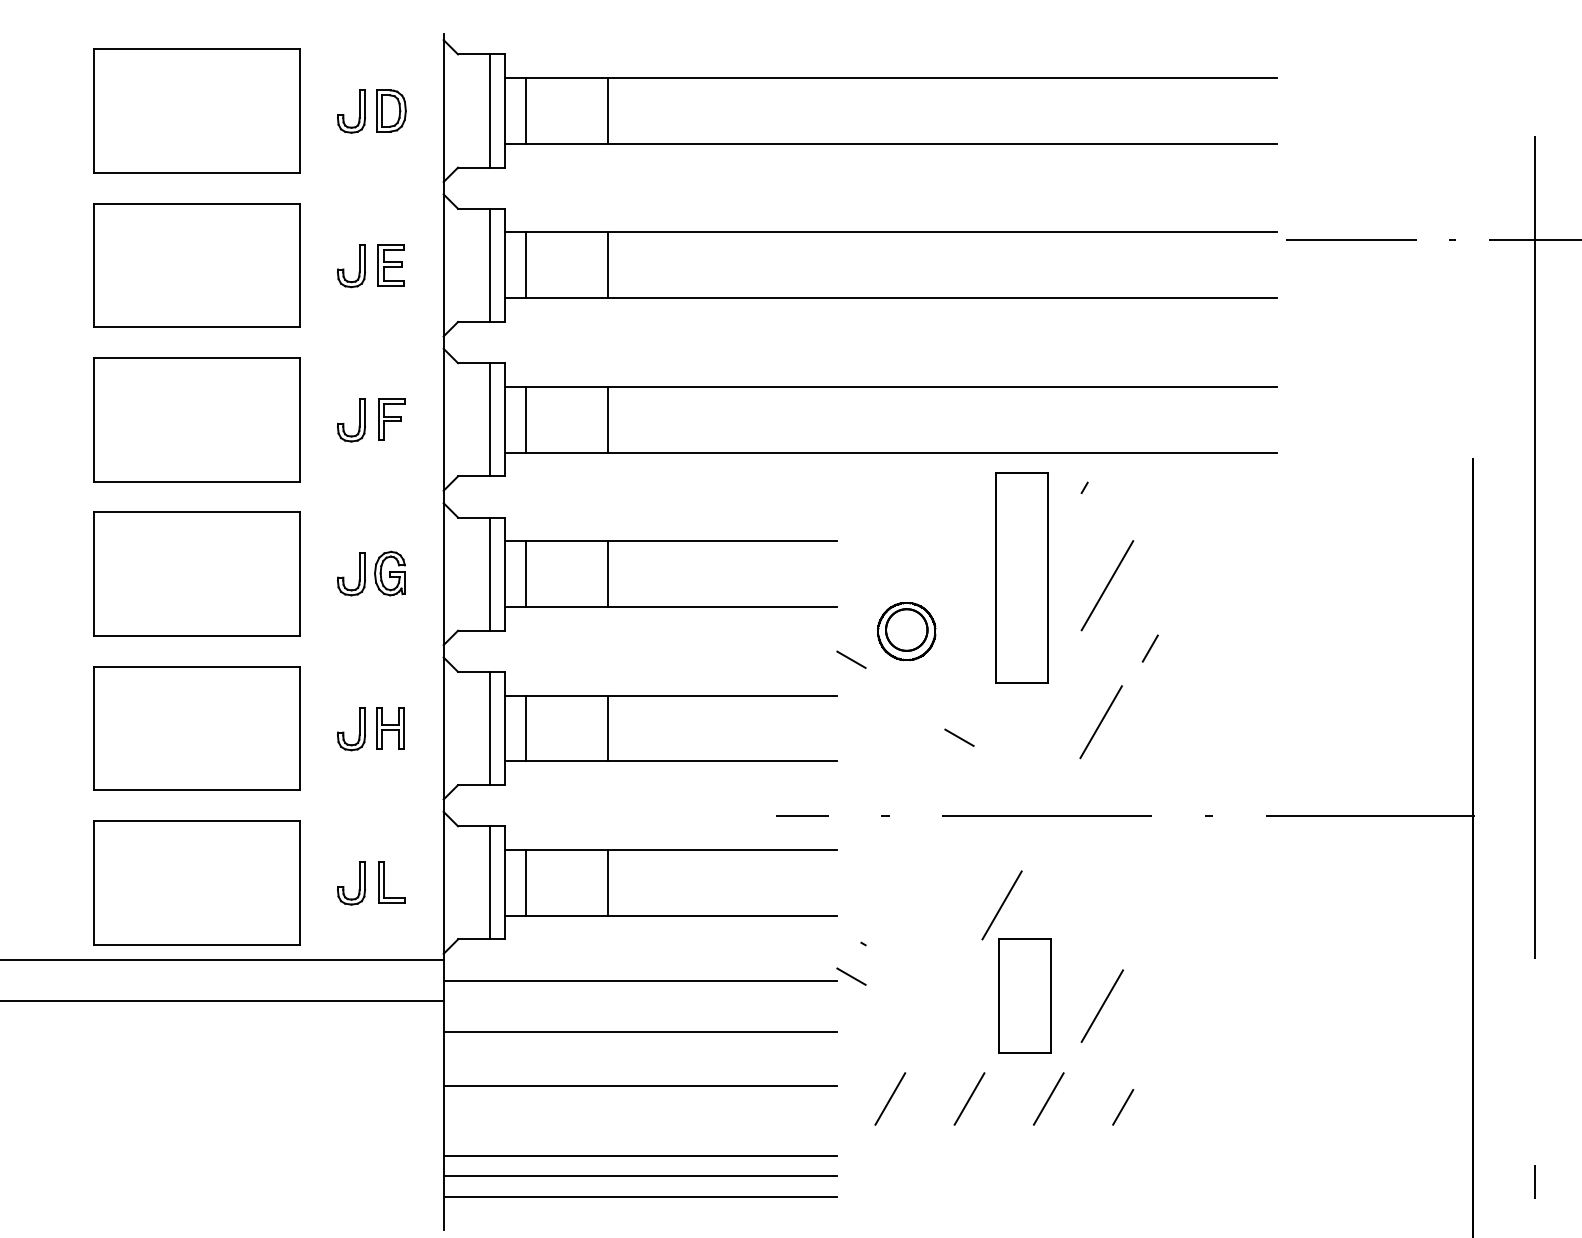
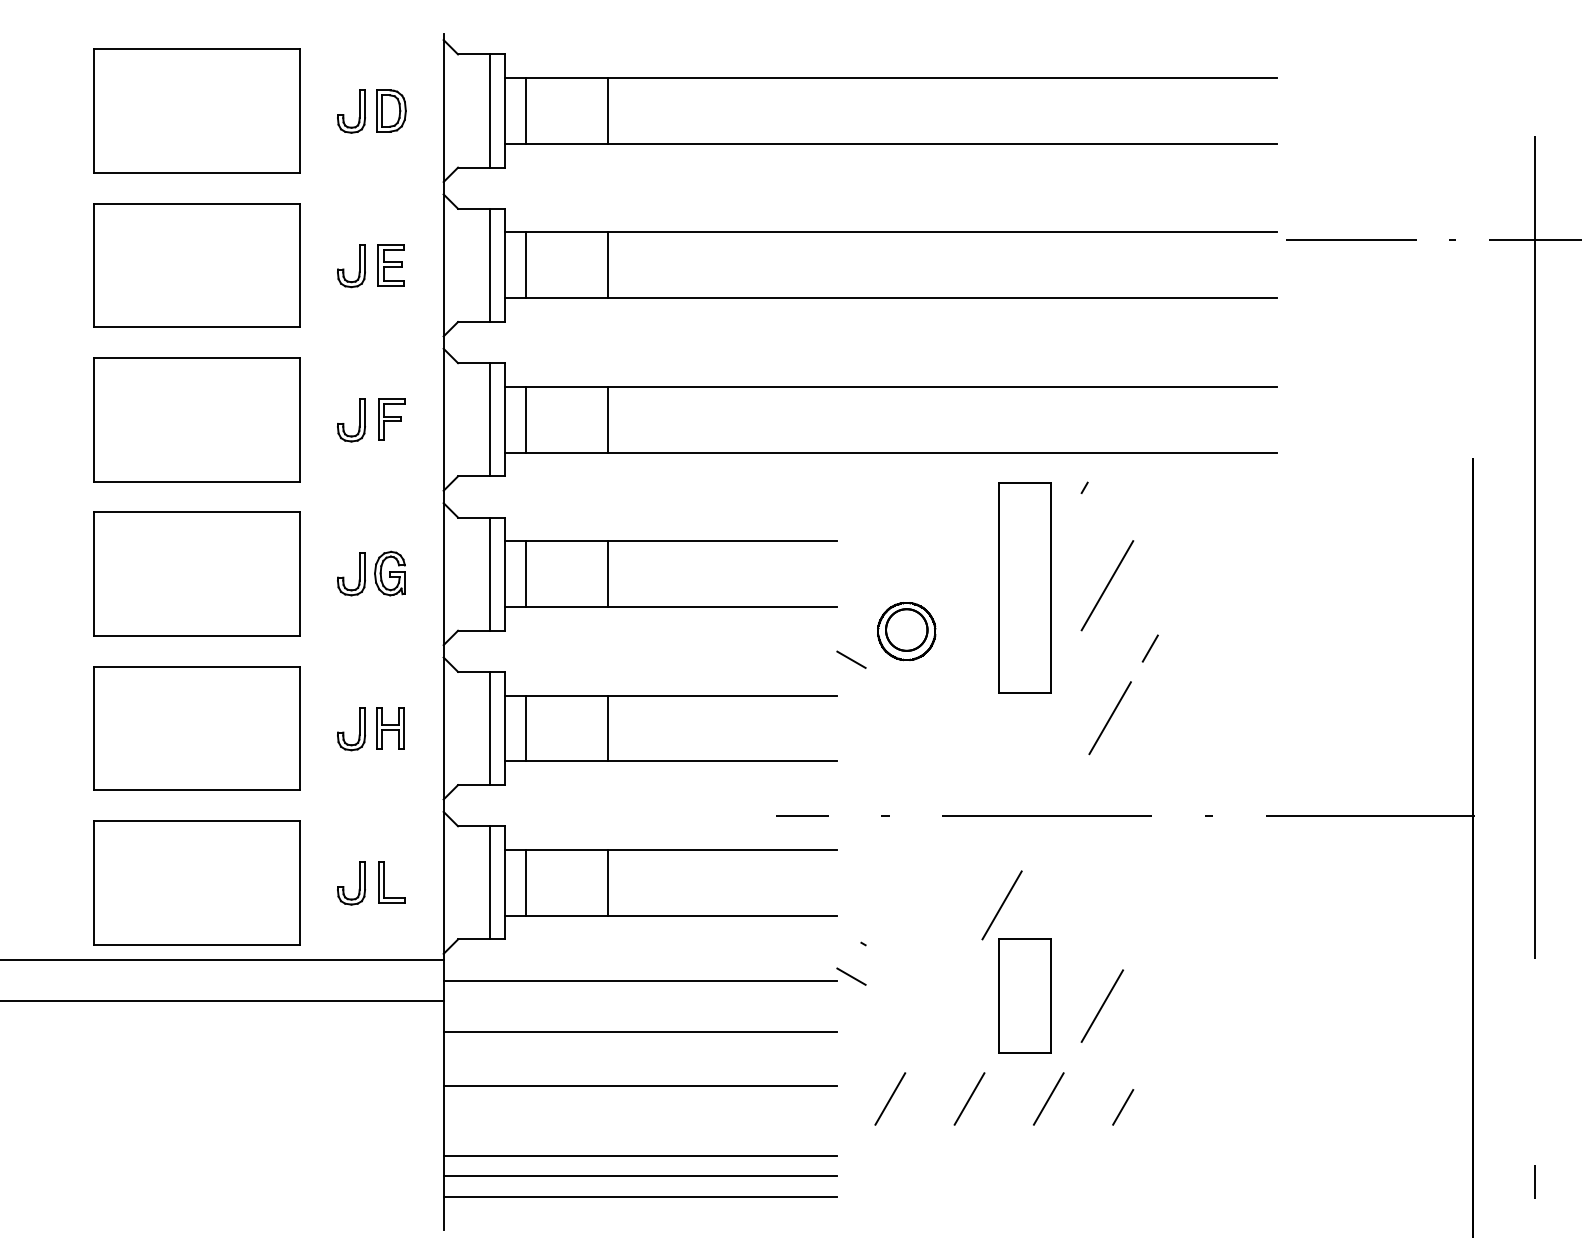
part position: (1021, 577) -> (1024, 587) (1024, 587)
line position: (1100, 722) -> (1109, 718) (1109, 718)
line: present -> none (959, 737)
